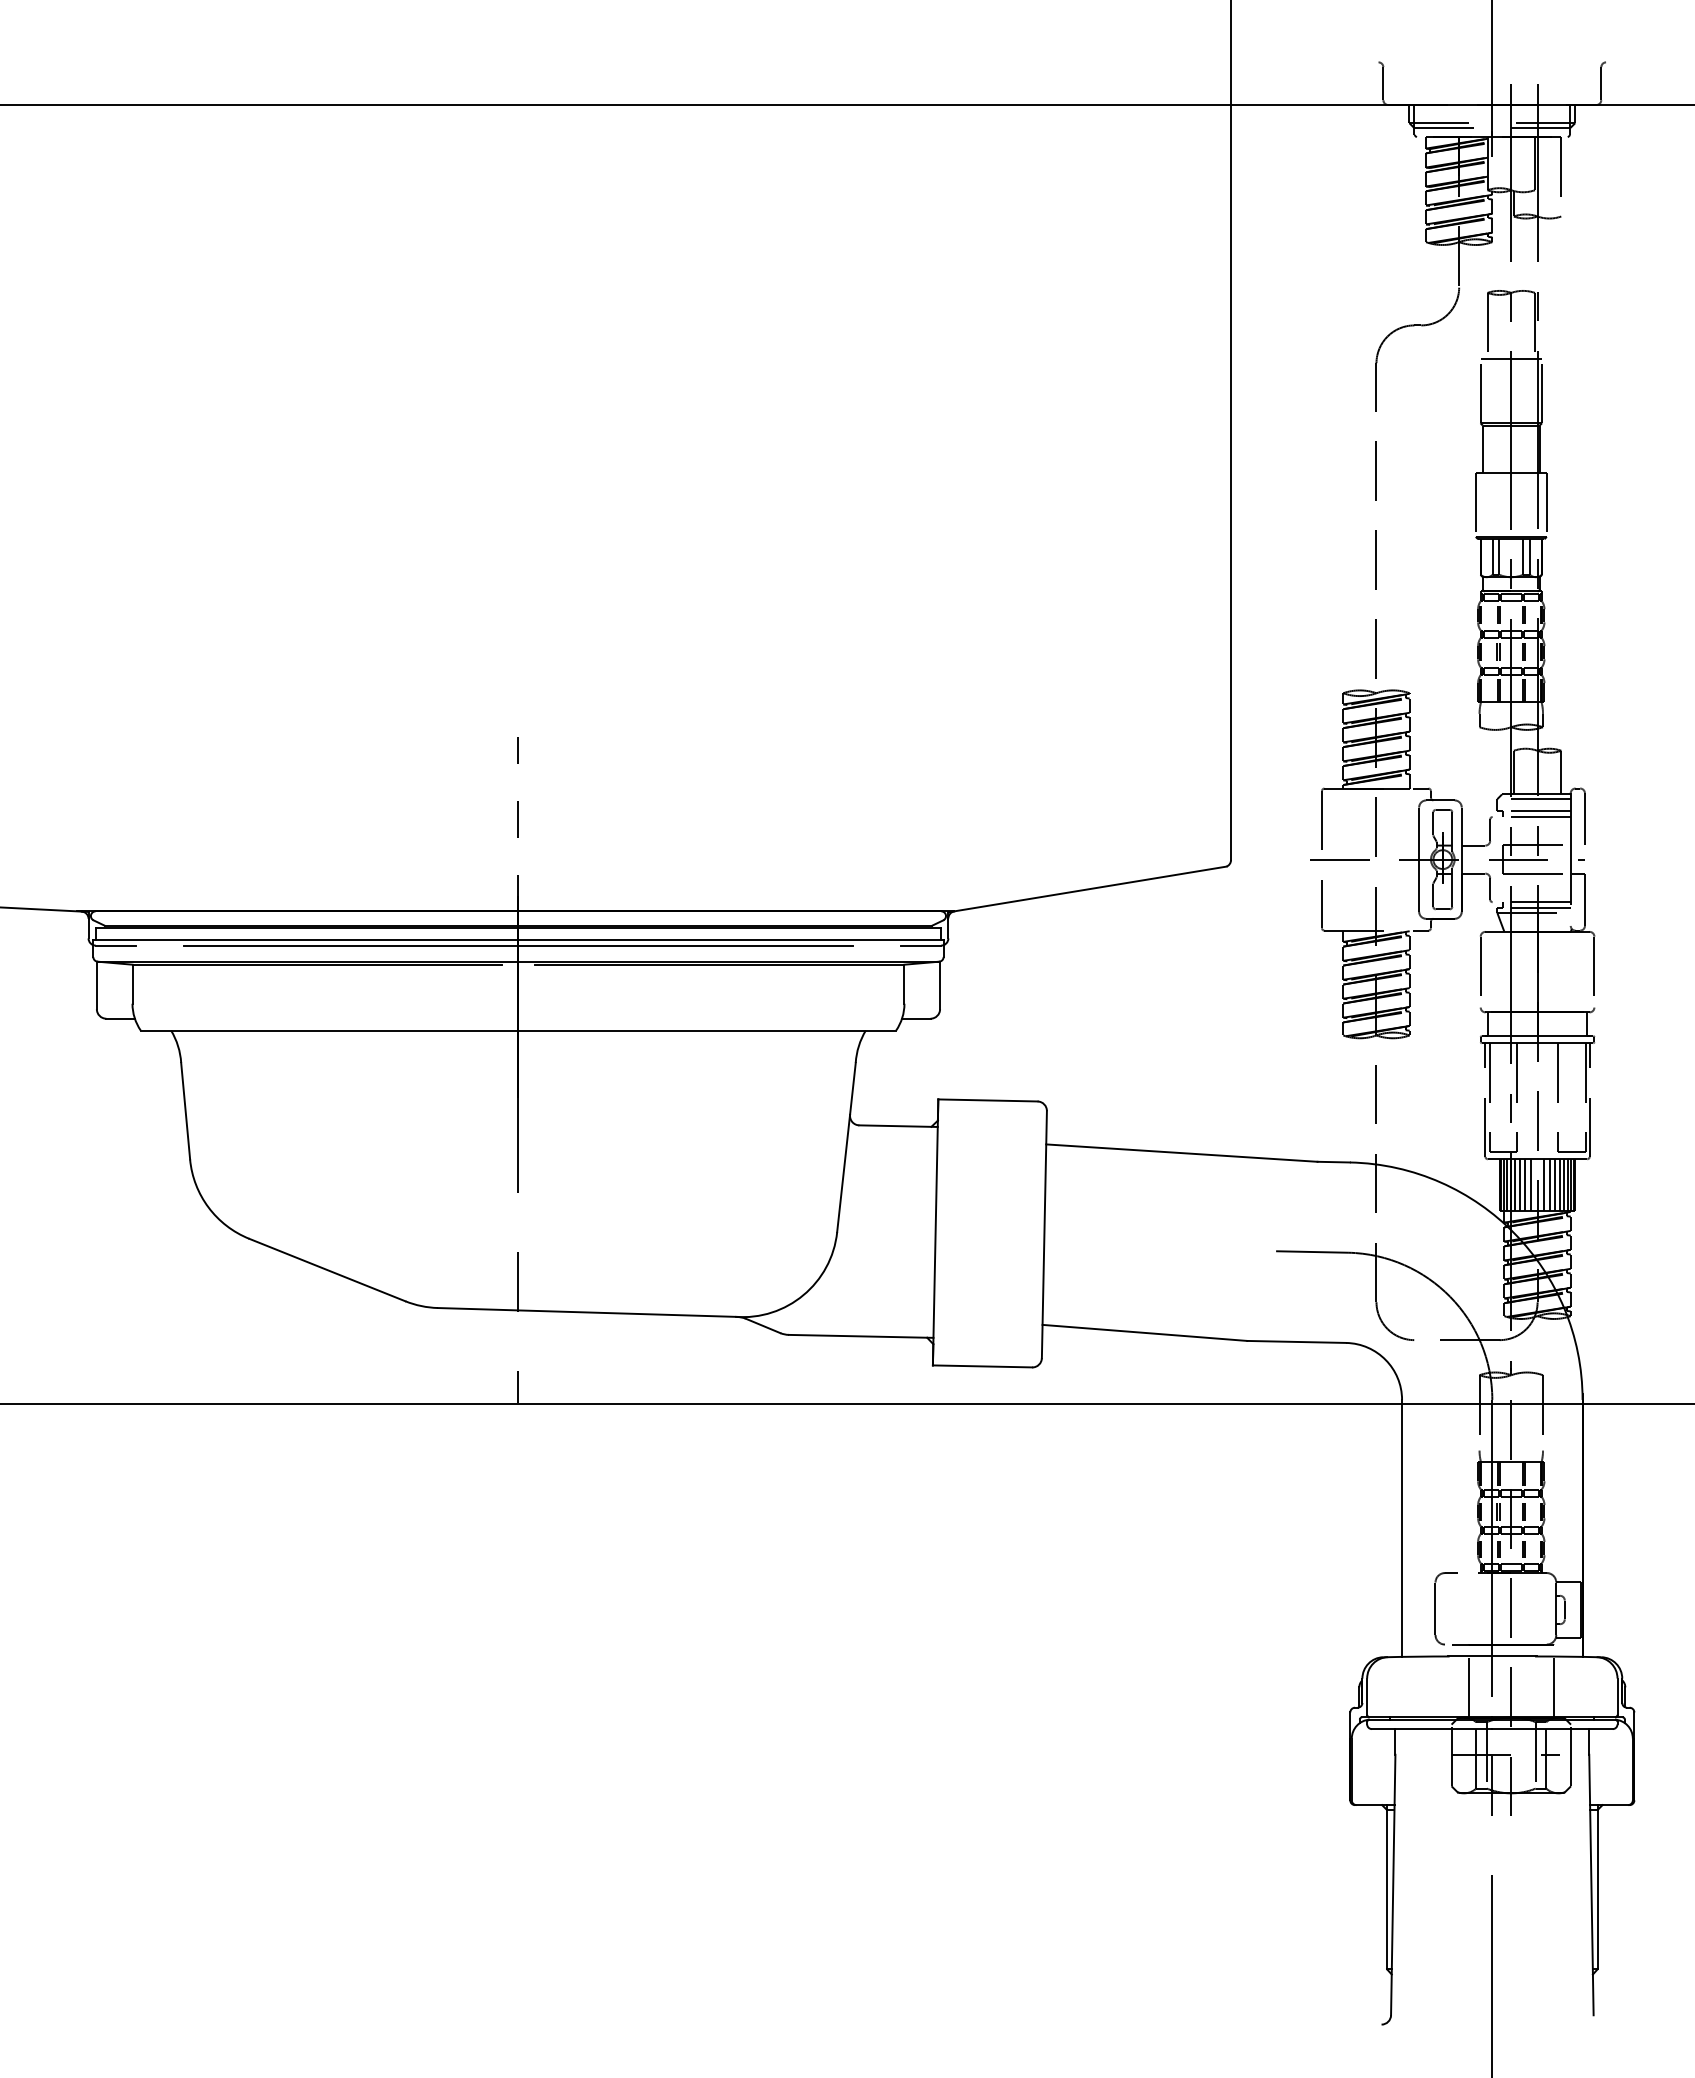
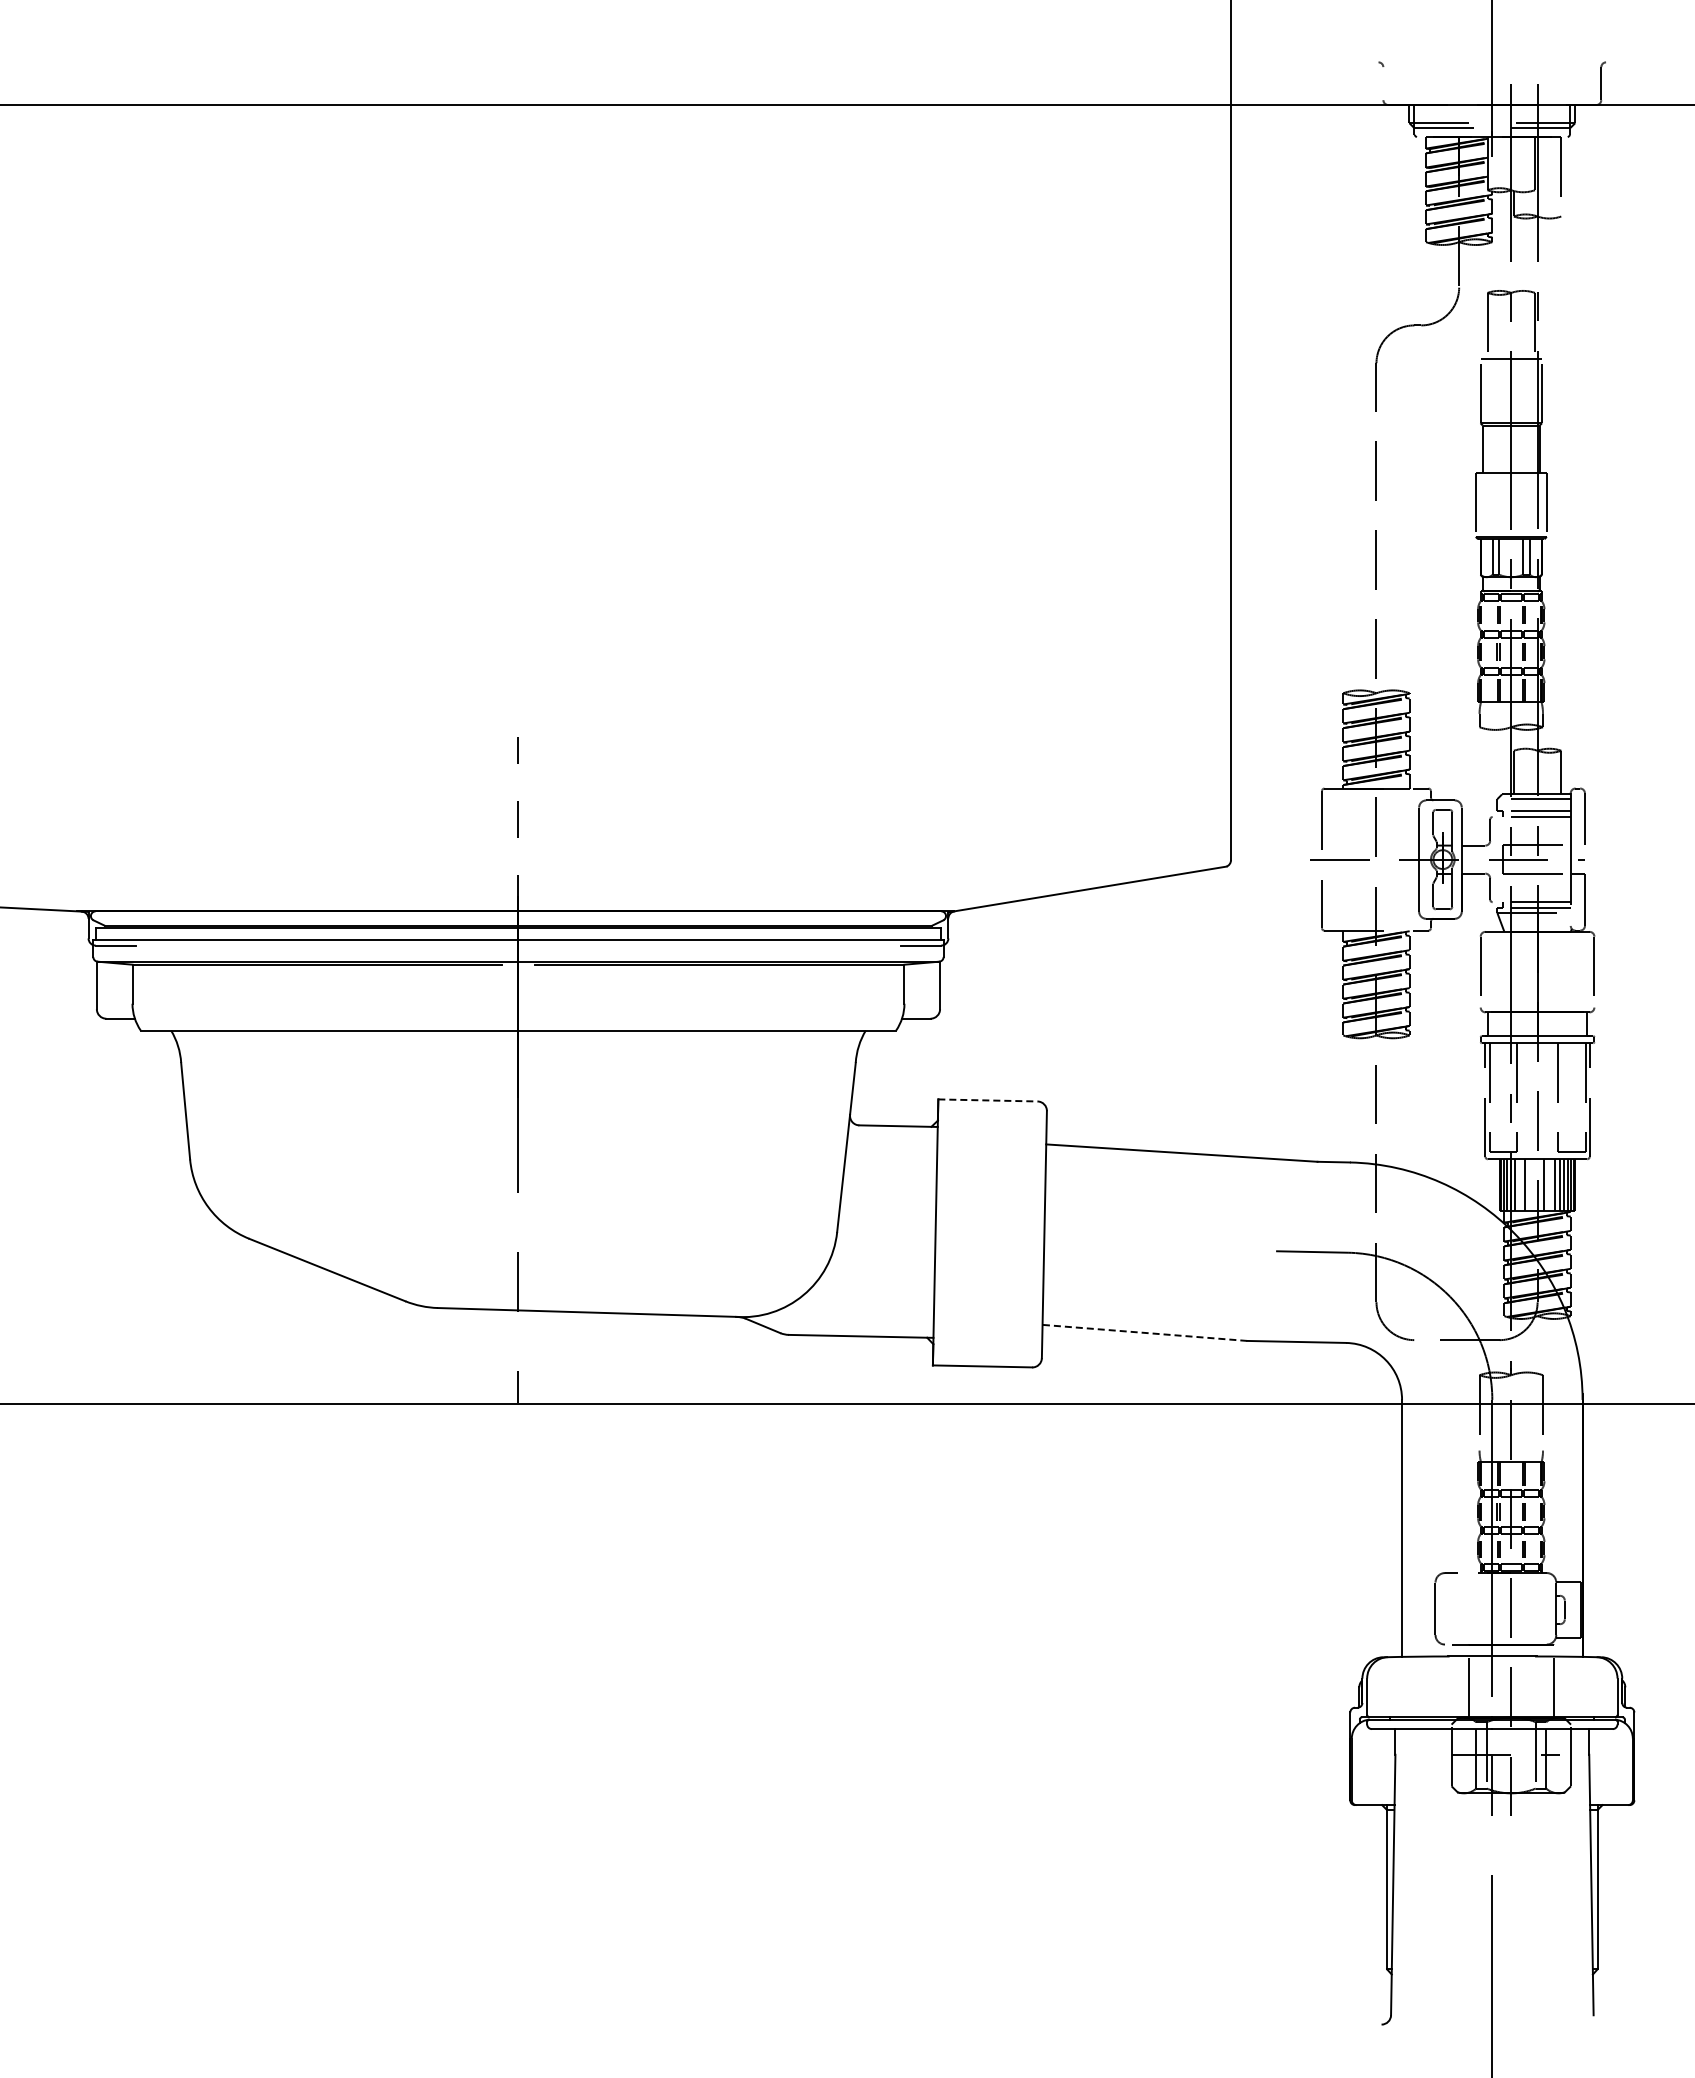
line: present -> none (1383, 83)
line: present -> none (518, 945)
line: solid -> dashed (987, 1100)
line: present -> none (1520, 1185)
line: present -> none (1530, 1185)
line: present -> none (1549, 1185)
line: solid -> dashed (1144, 1332)
